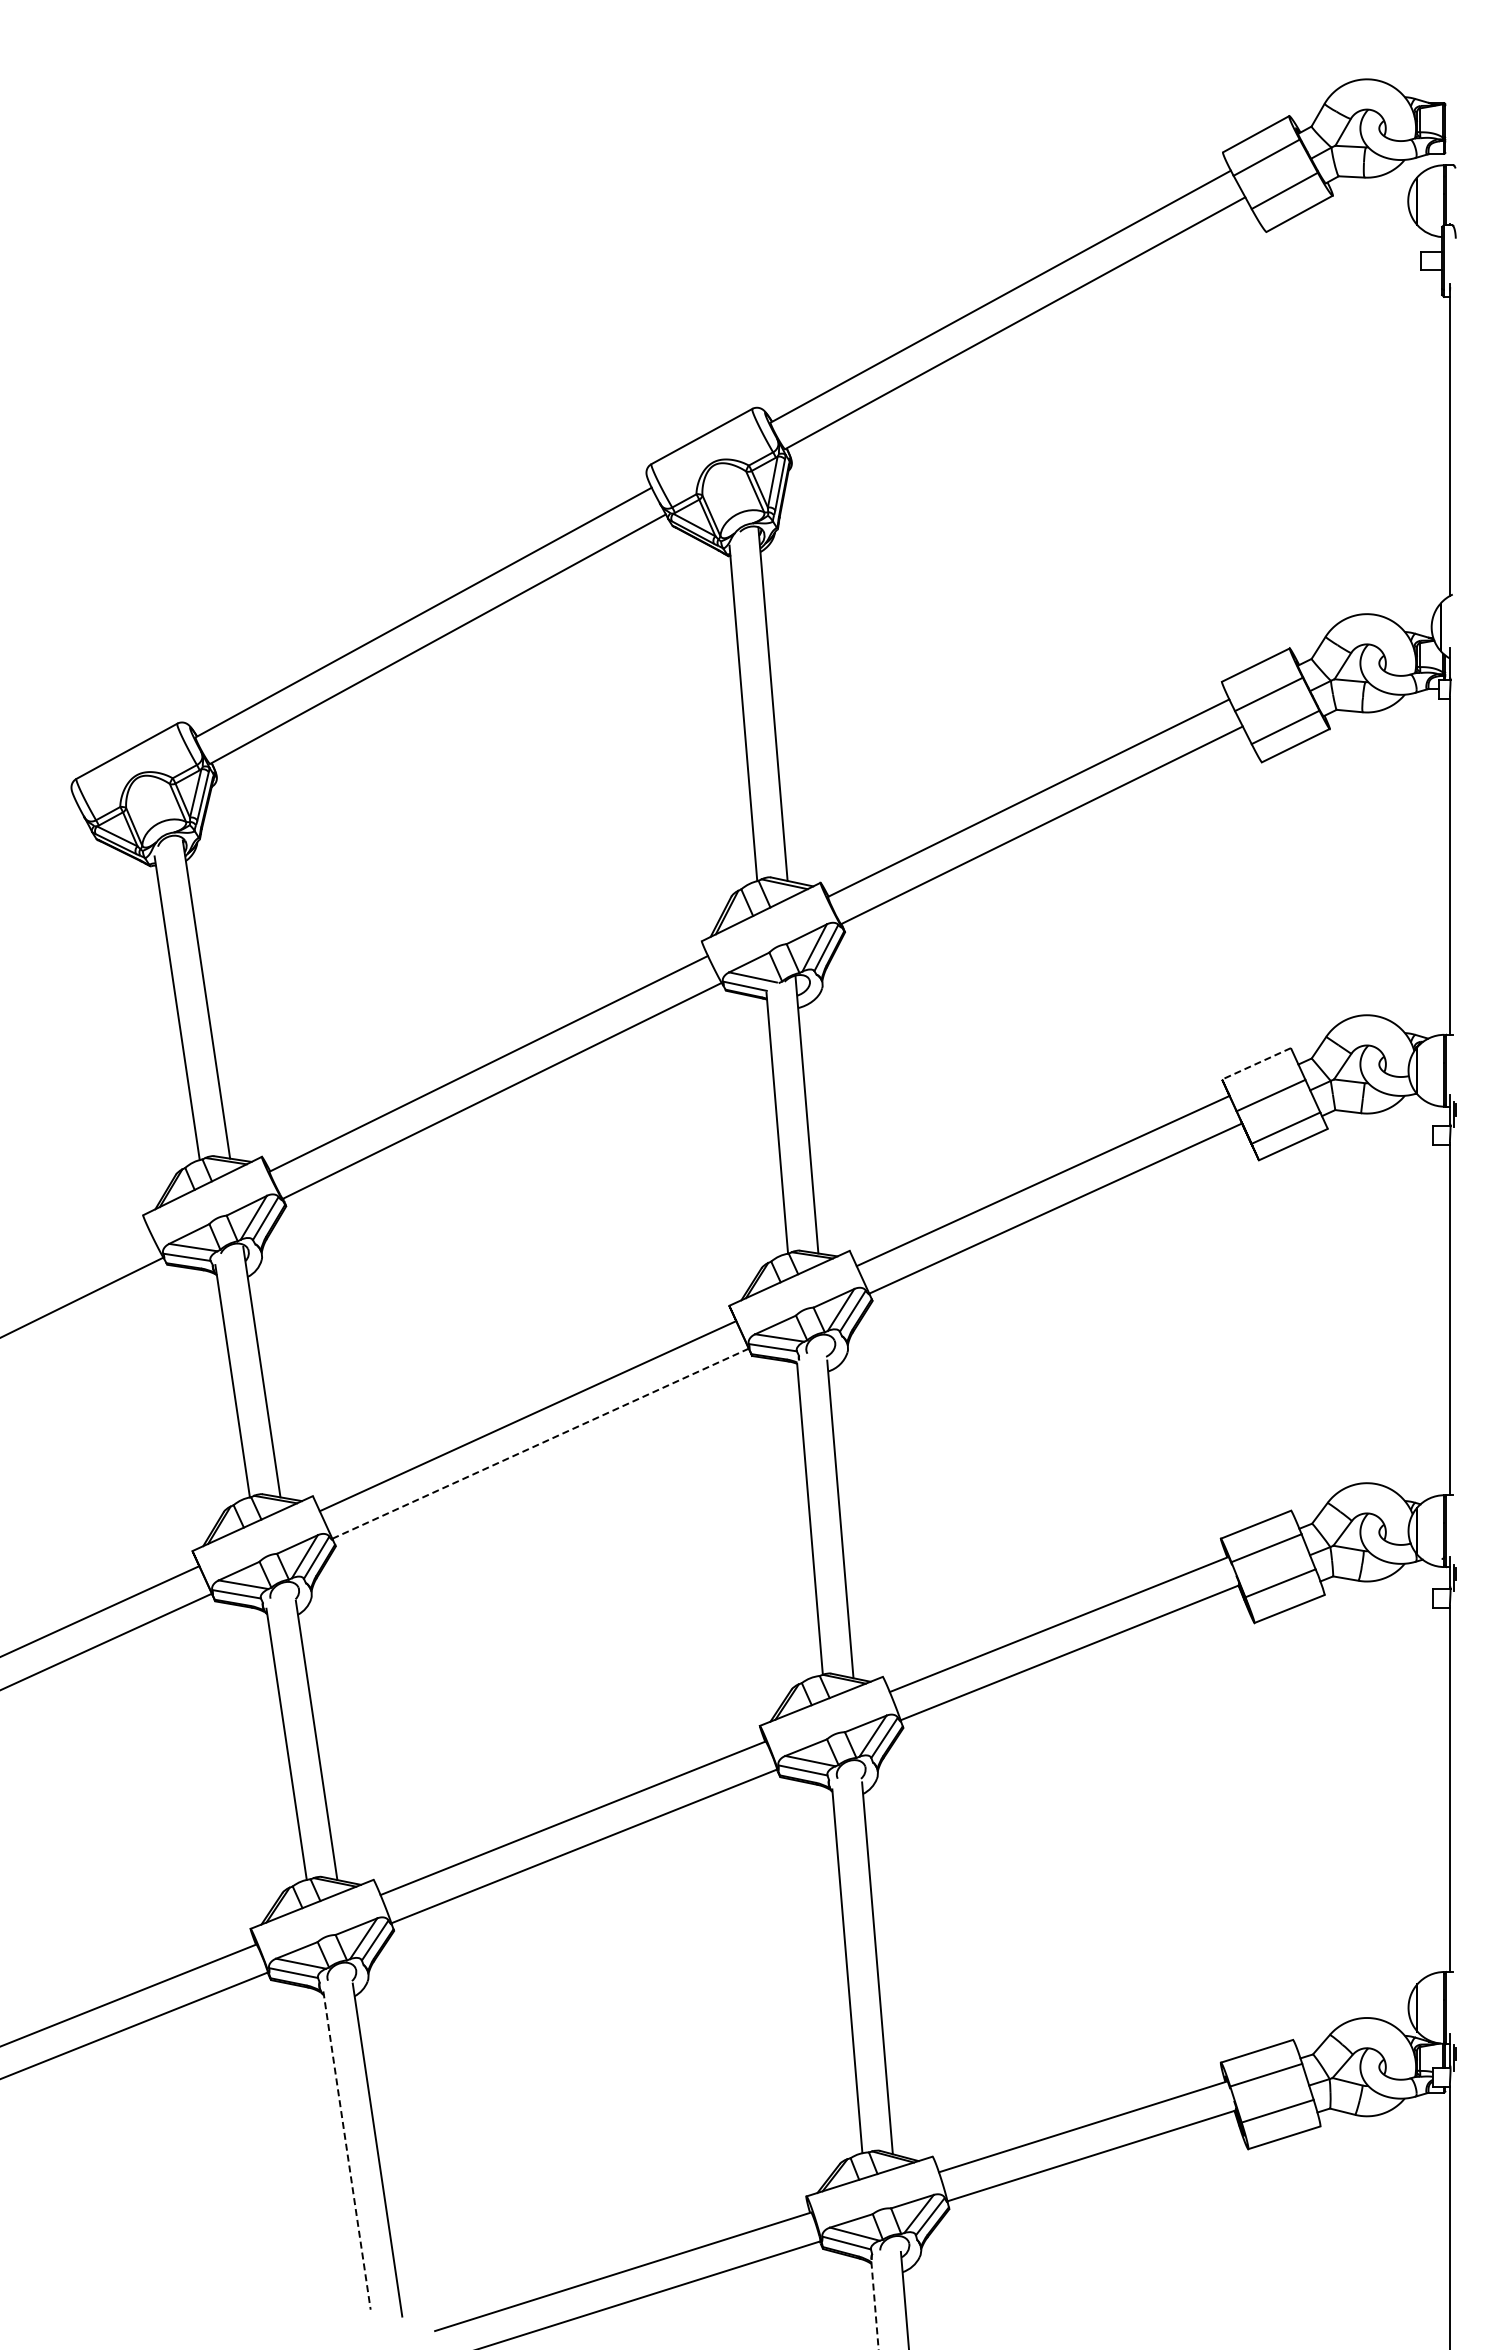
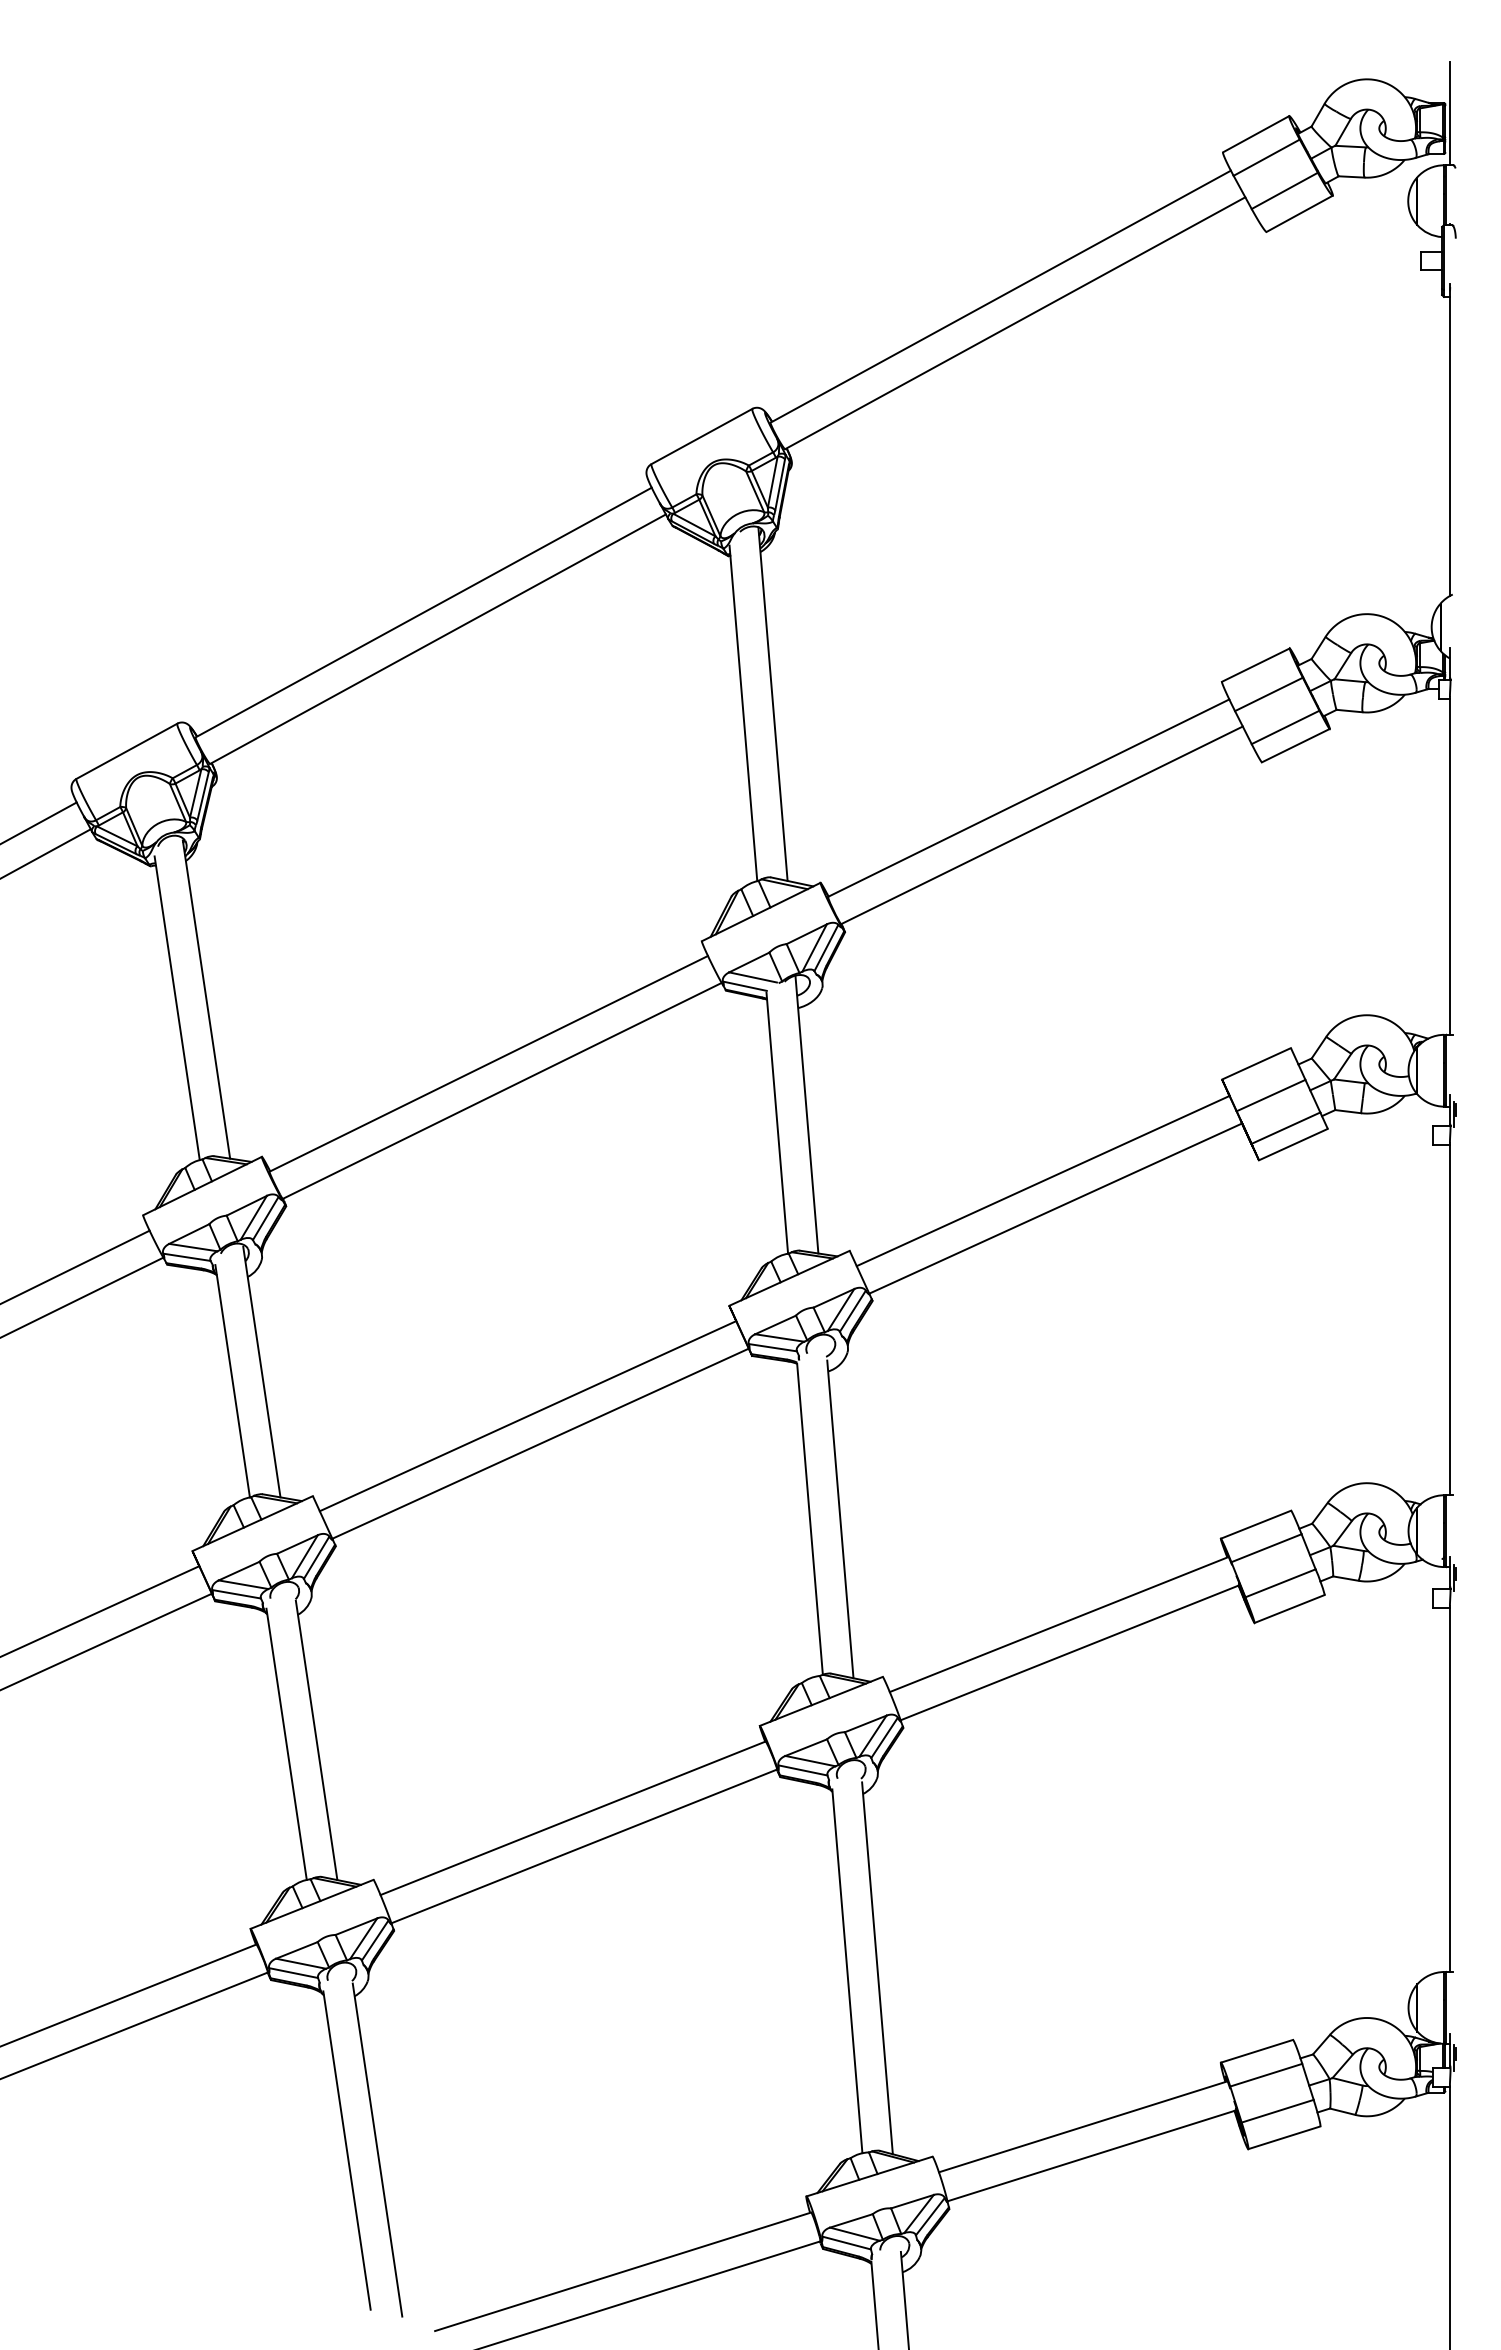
line: none -> present (1449, 113)
line: none -> present (39, 822)
line: none -> present (46, 853)
line: dashed -> solid (1256, 1063)
line: none -> present (75, 1266)
line: dashed -> solid (540, 1443)
line: dashed -> solid (347, 2150)
line: dashed -> solid (874, 2305)
